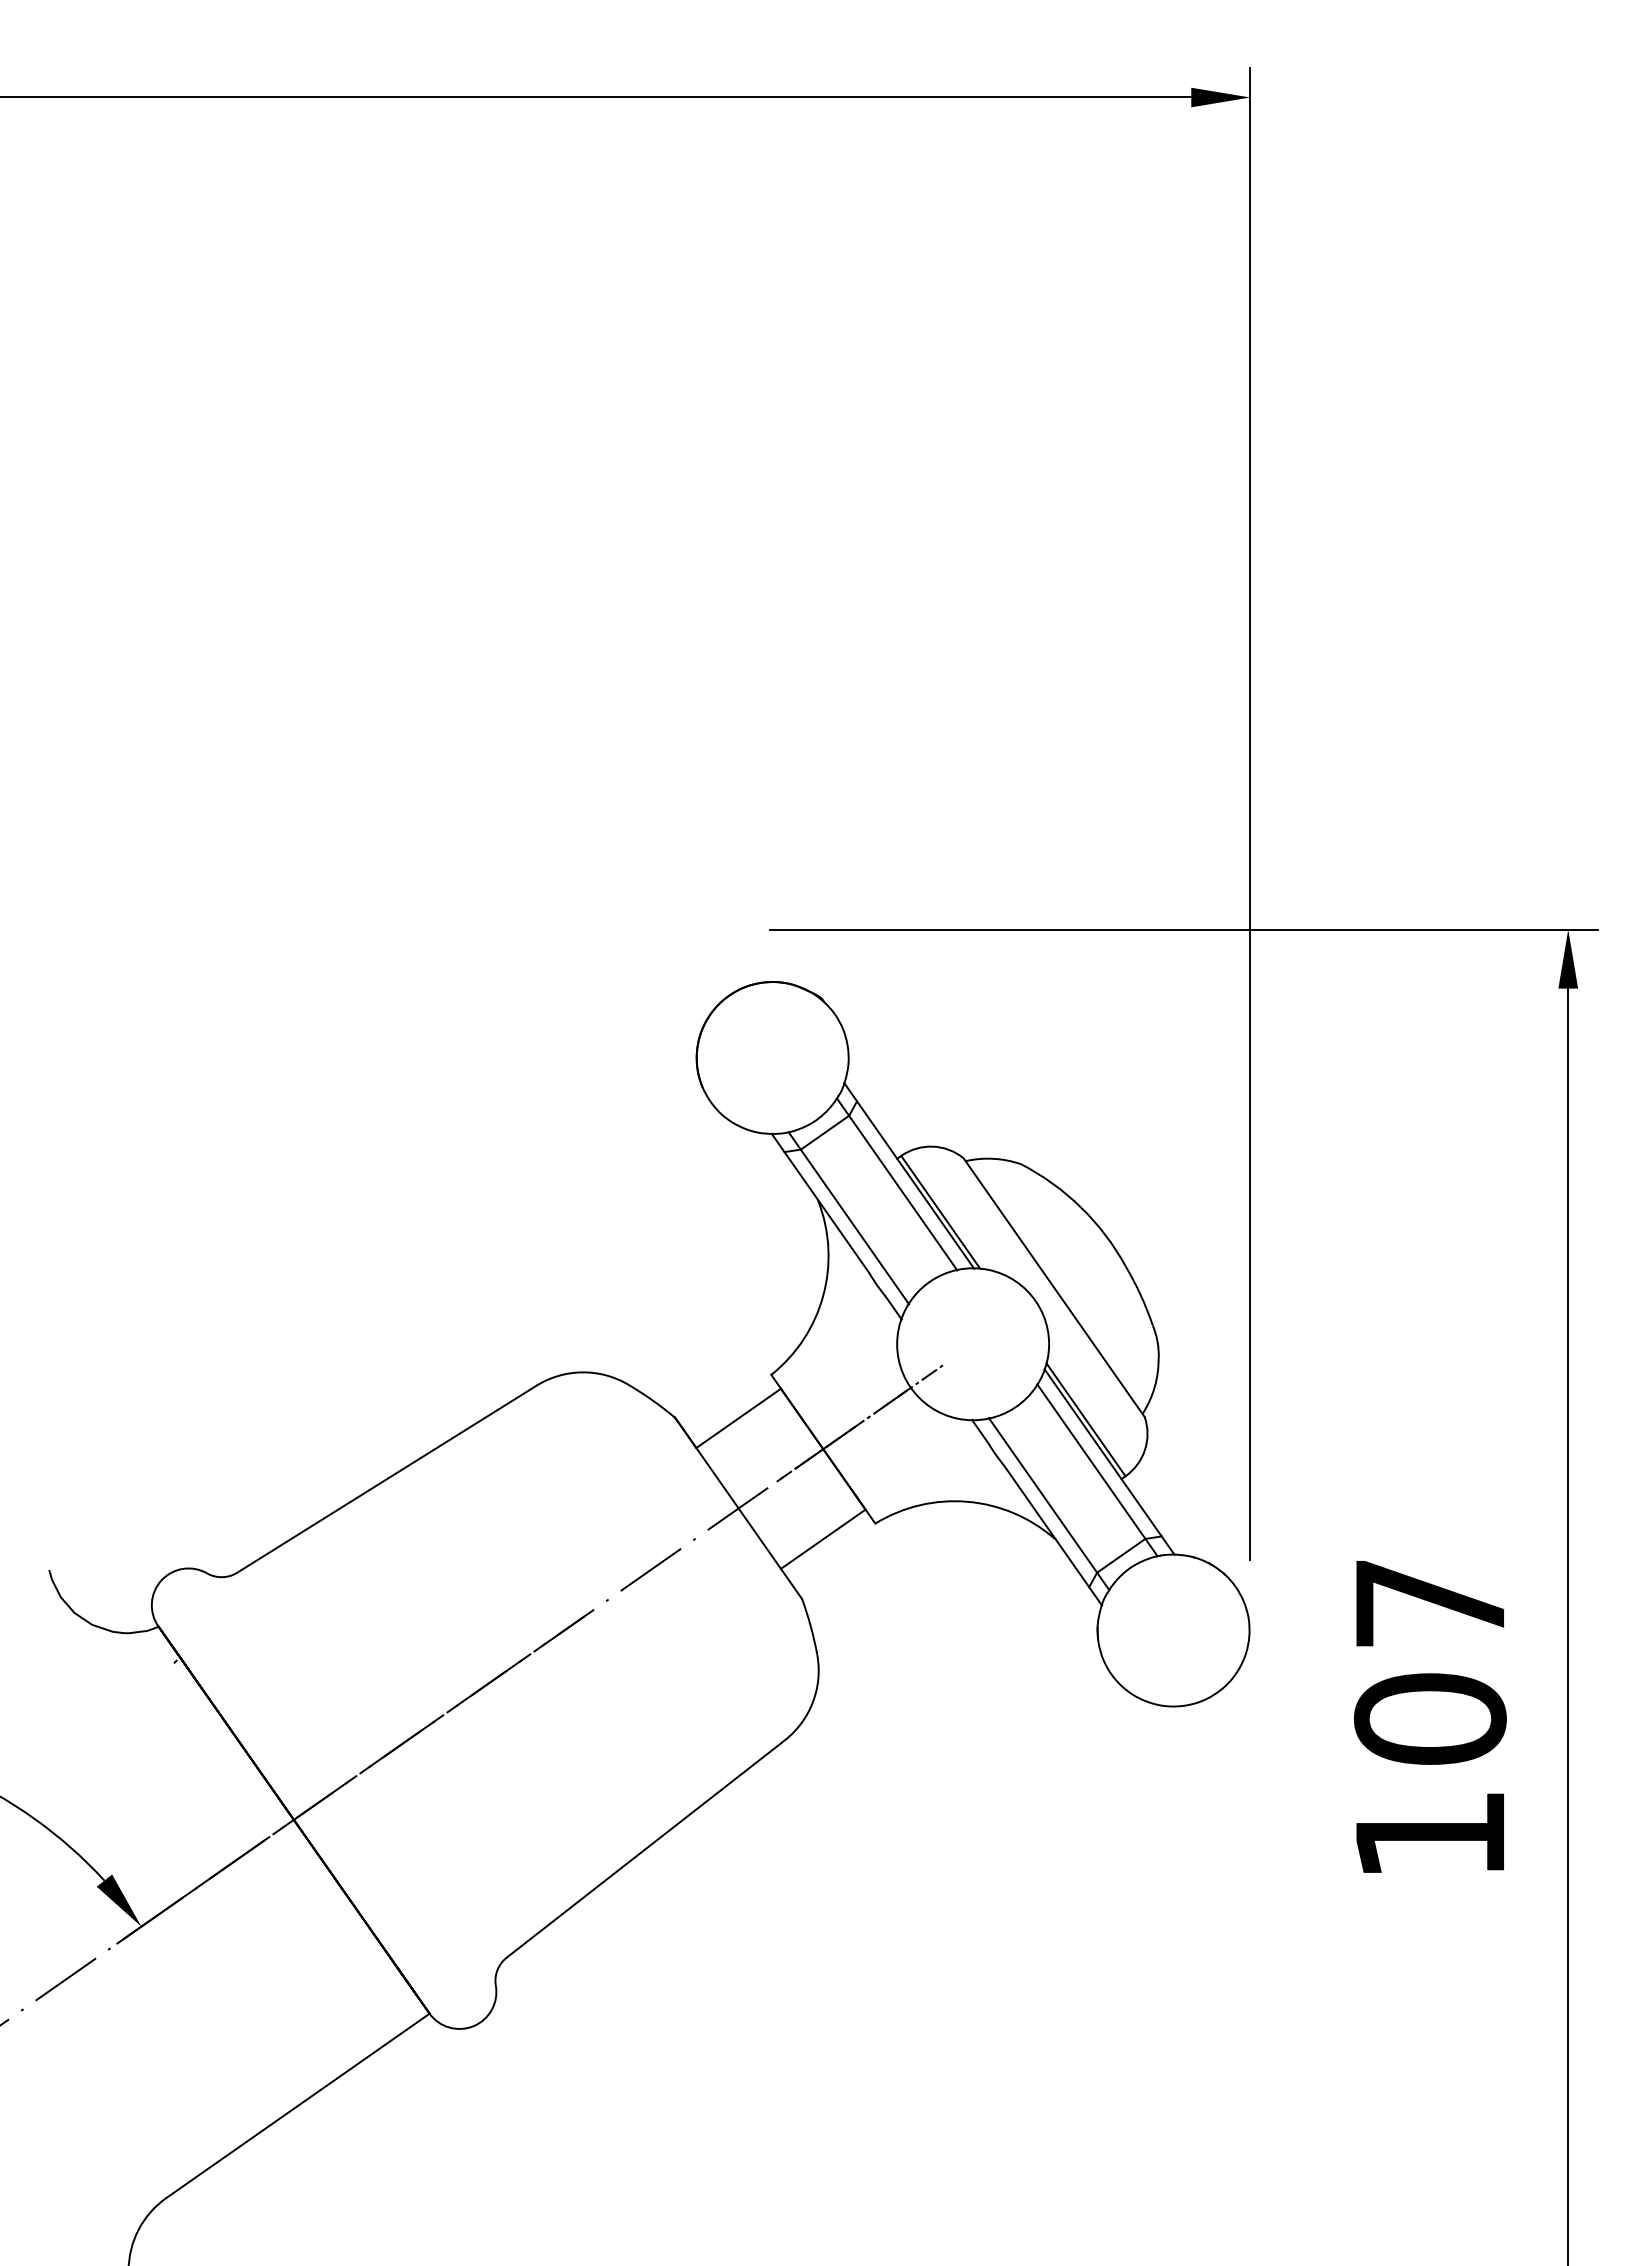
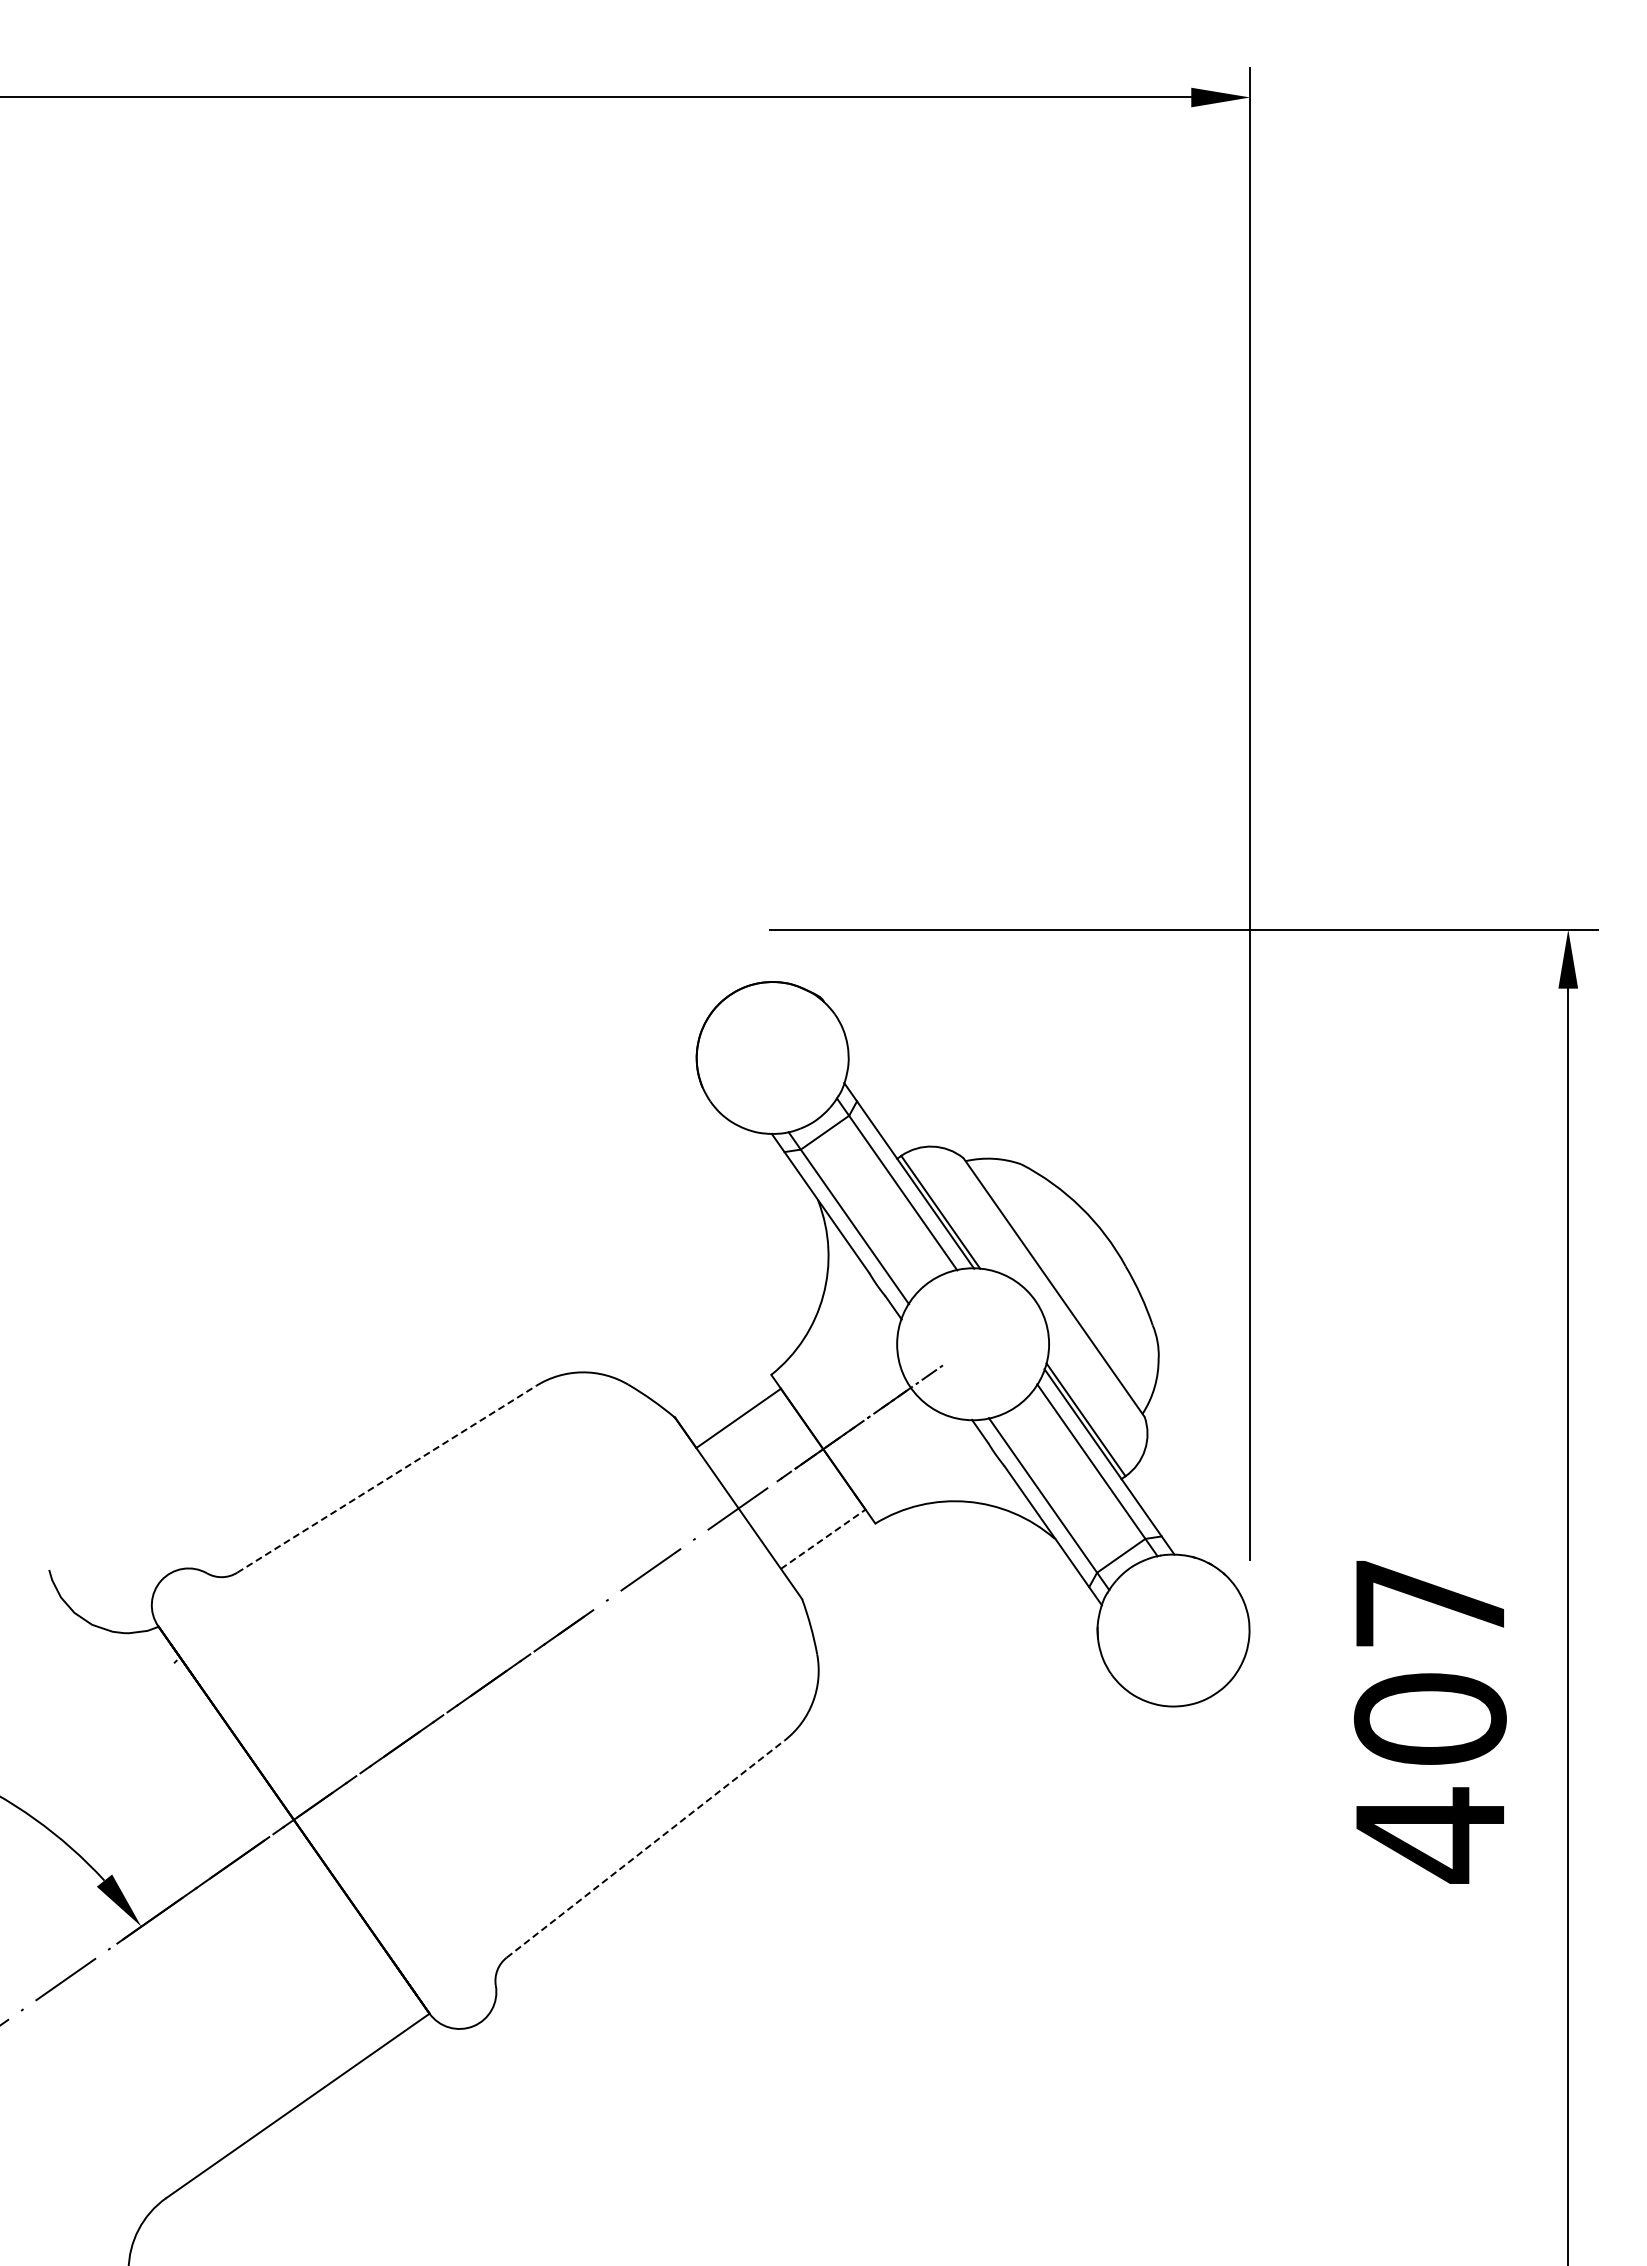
line: solid -> dashed (387, 1479)
line: solid -> dashed (823, 1539)
text: 107 -> 407 (1430, 1835)
line: solid -> dashed (646, 1848)
